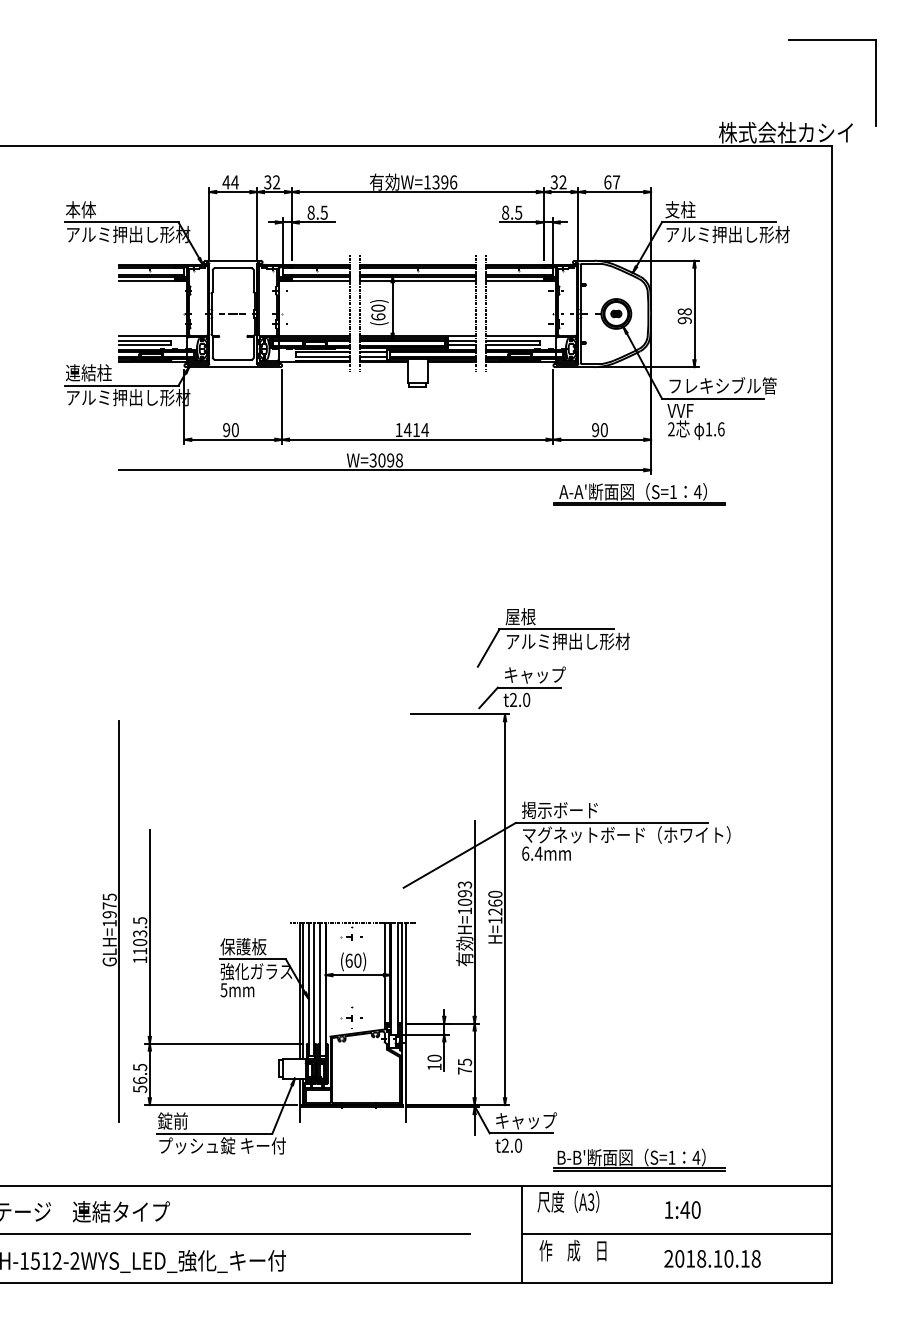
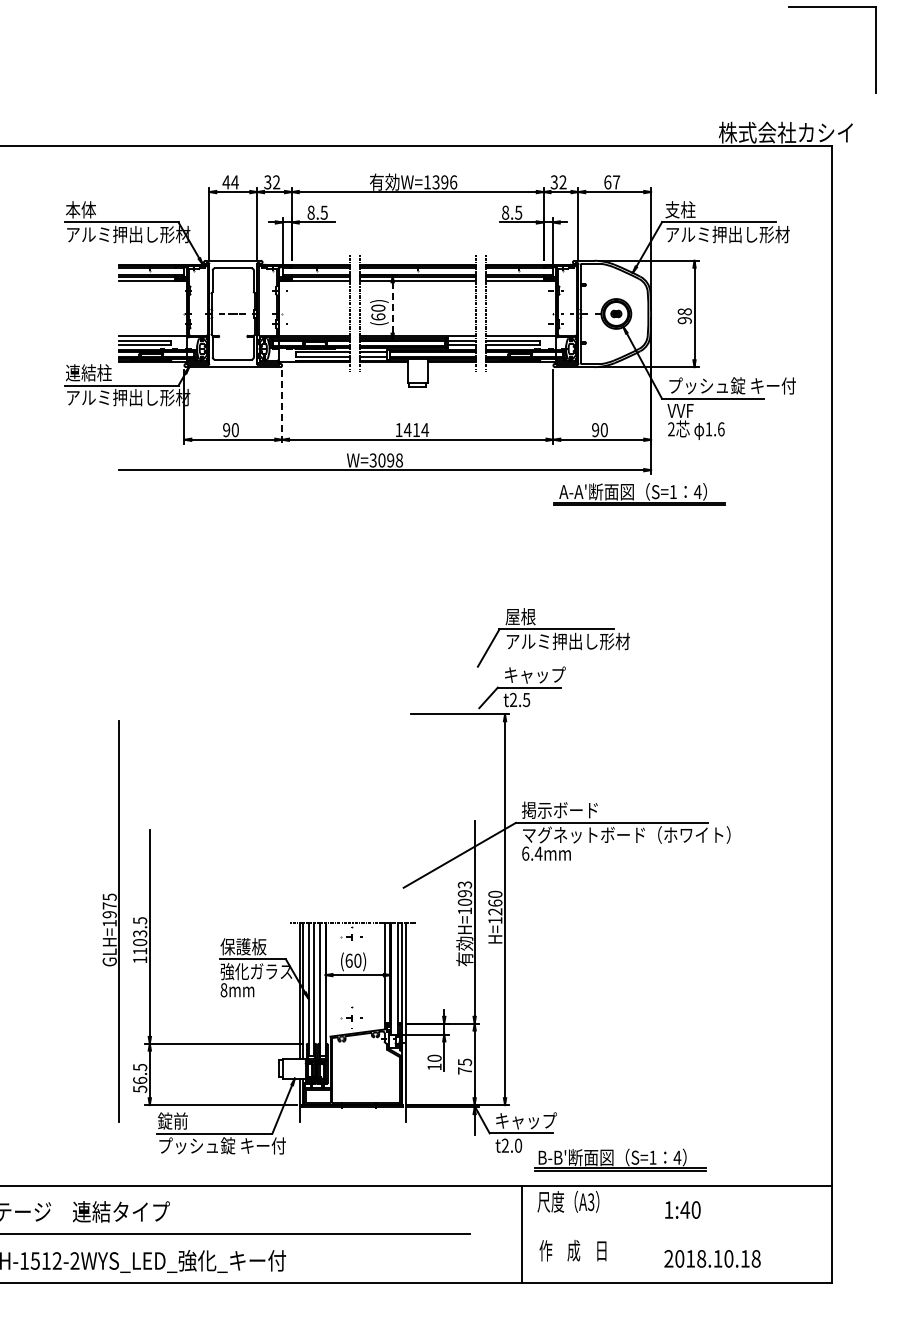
part position: (832, 40) -> (832, 7) (832, 7)
line: solid -> dashed (392, 308)
text: フレキシブル管 -> プッシュ錠 キー付 (732, 385)
line: solid -> dashed (282, 407)
text: t2.0 -> t2.5 (526, 699)
text: 5mm -> 8mm (223, 990)
part position: (639, 1159) -> (620, 1159) (620, 1159)
line: present -> none (677, 1234)
